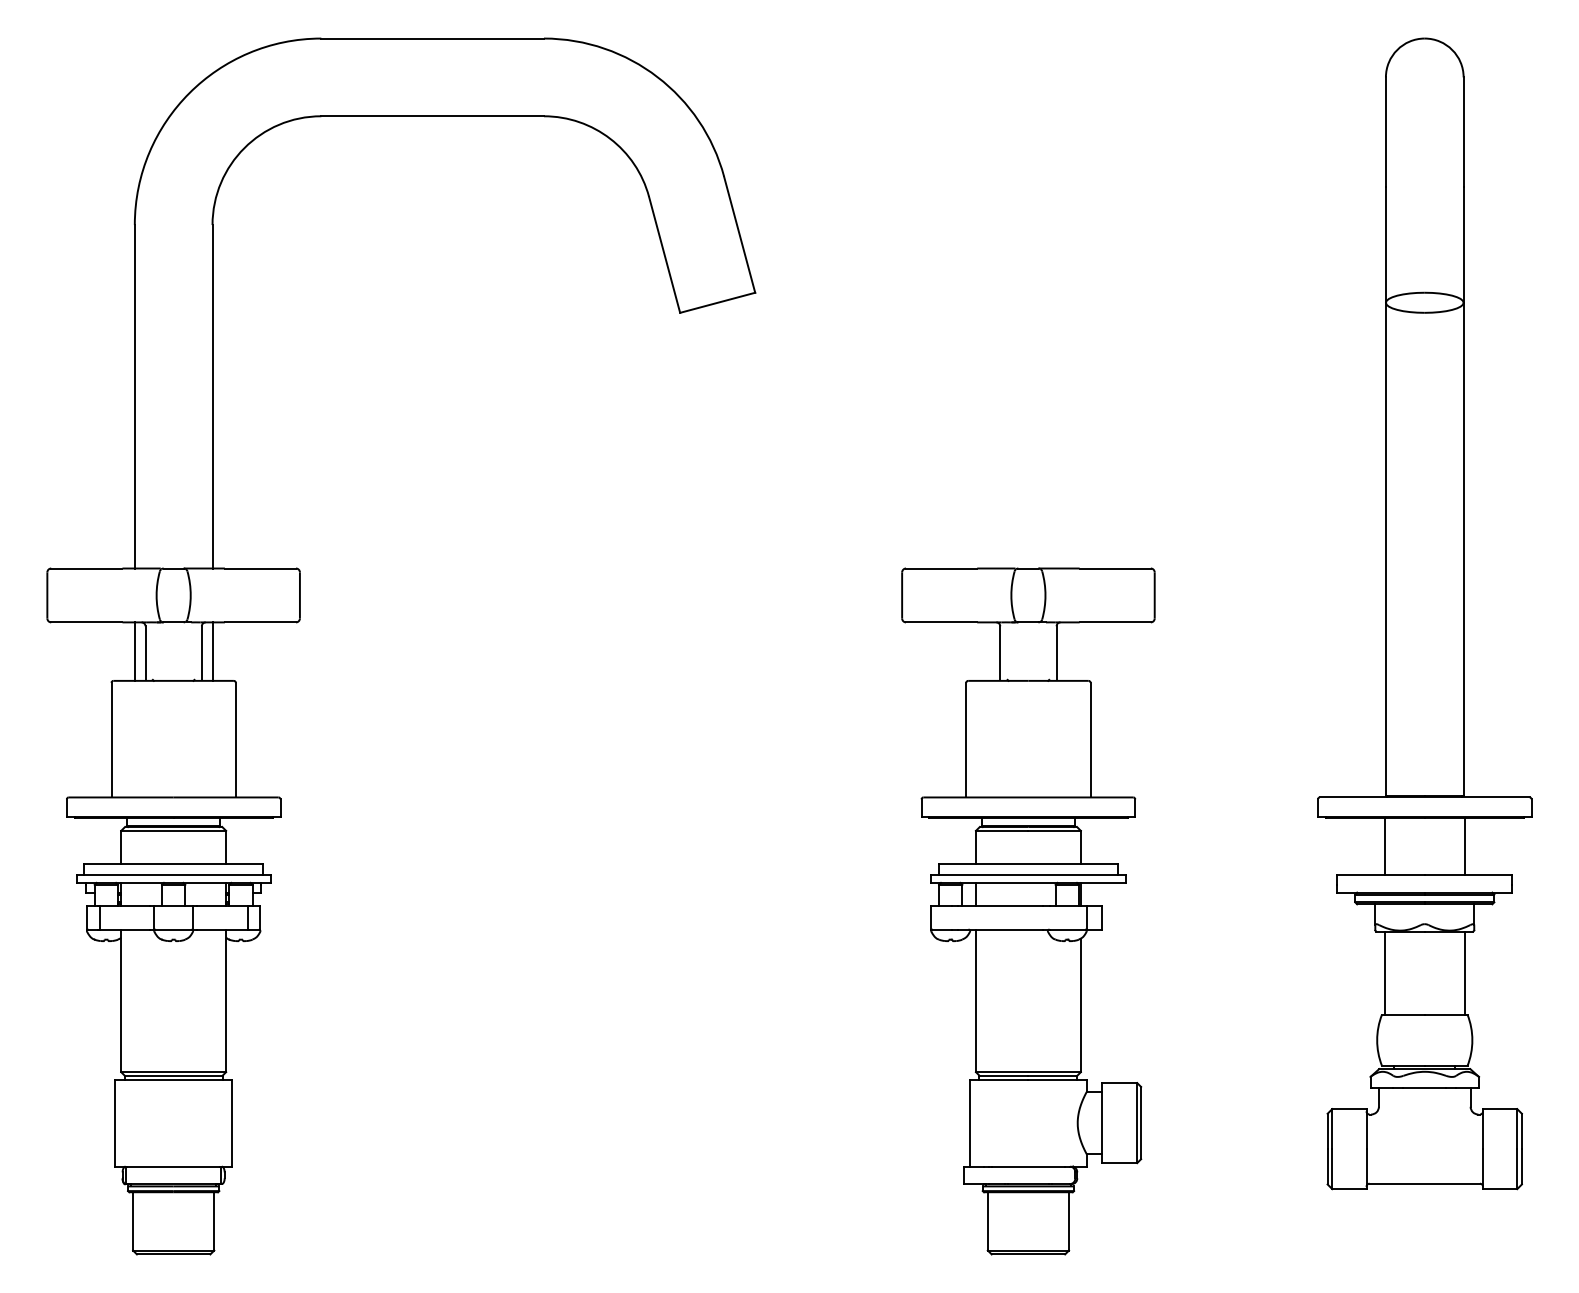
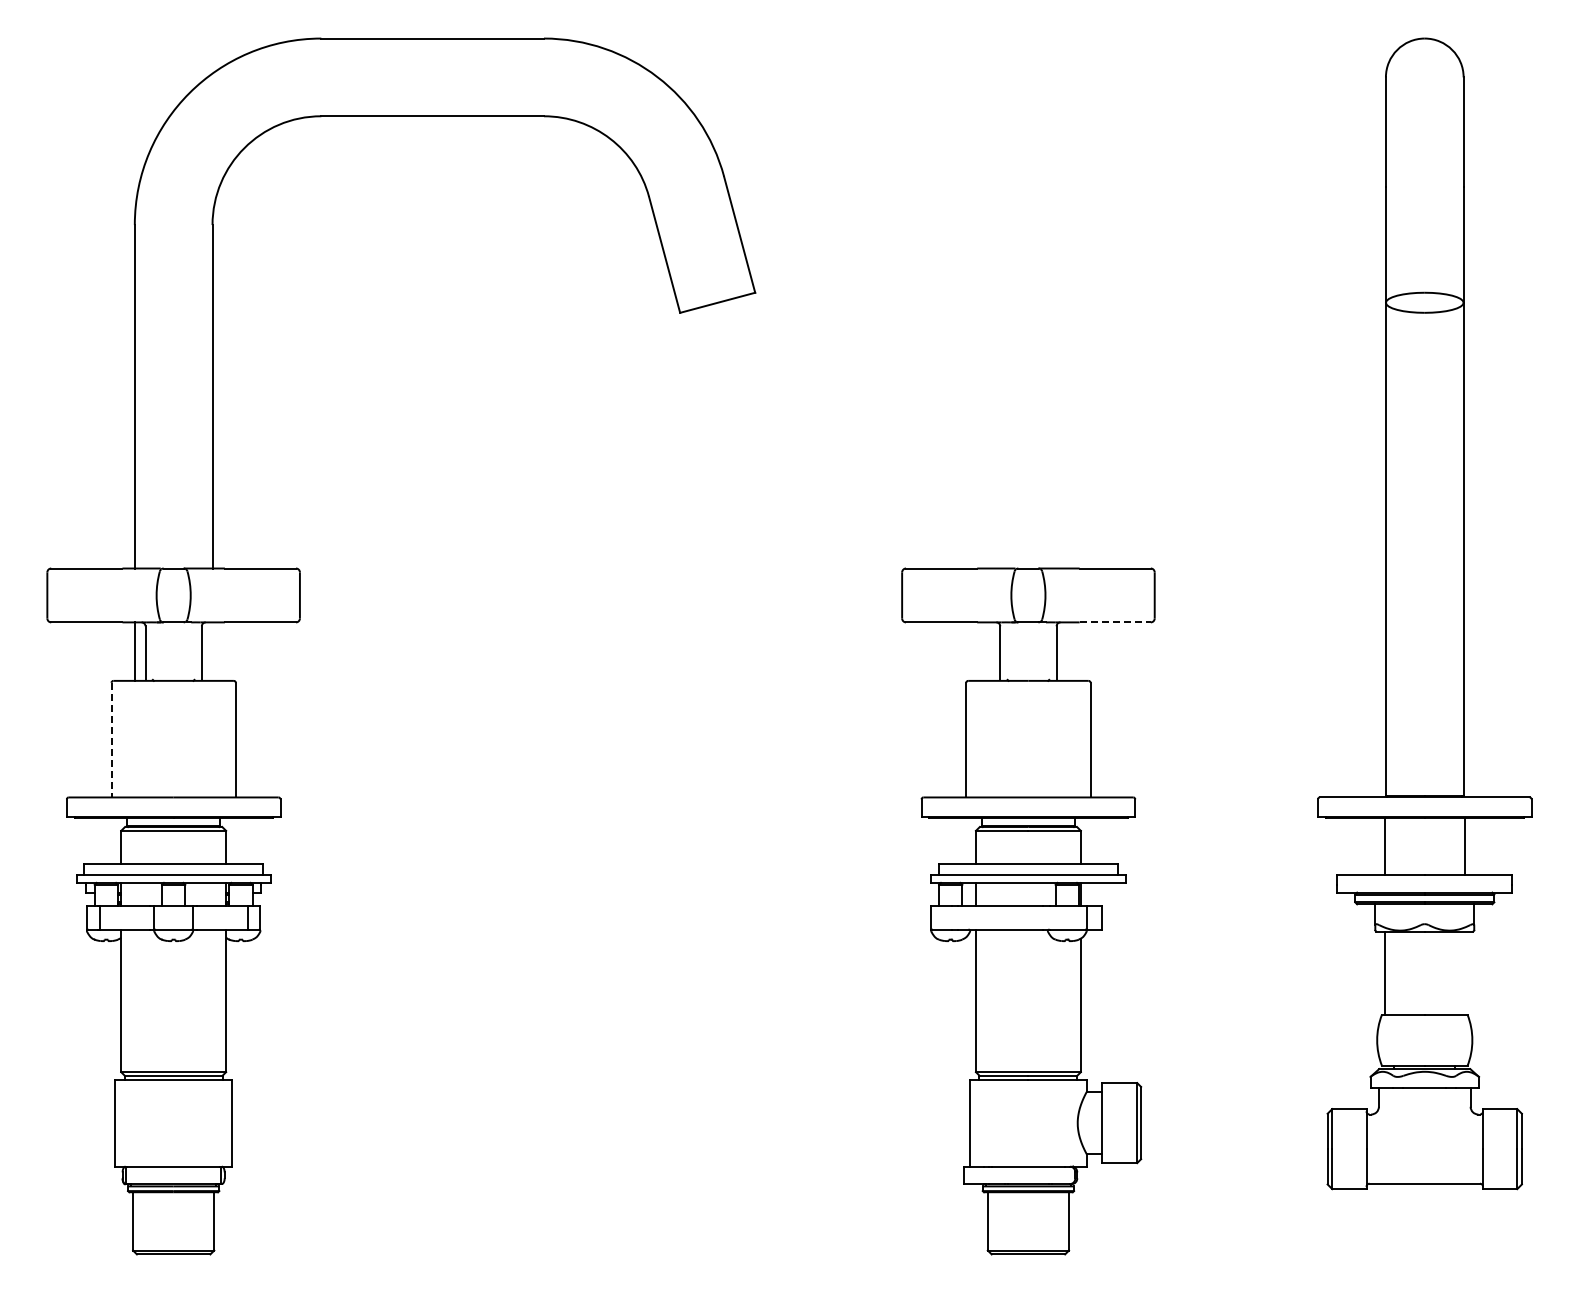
line: solid -> dashed (1115, 622)
line: present -> none (212, 651)
line: solid -> dashed (111, 740)
line: present -> none (1464, 972)
